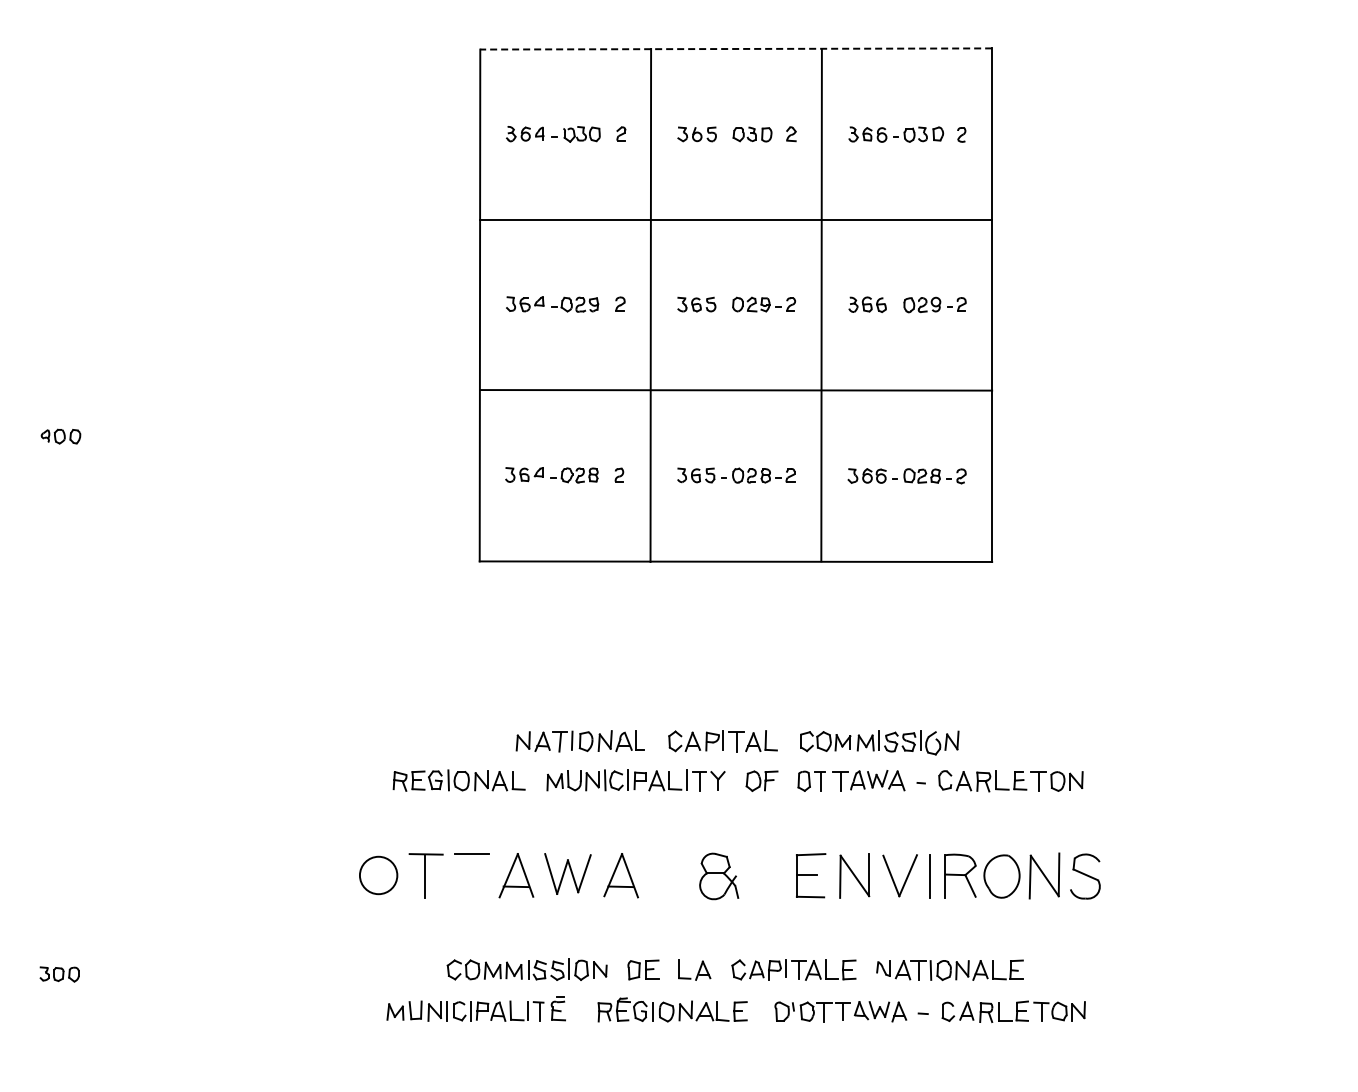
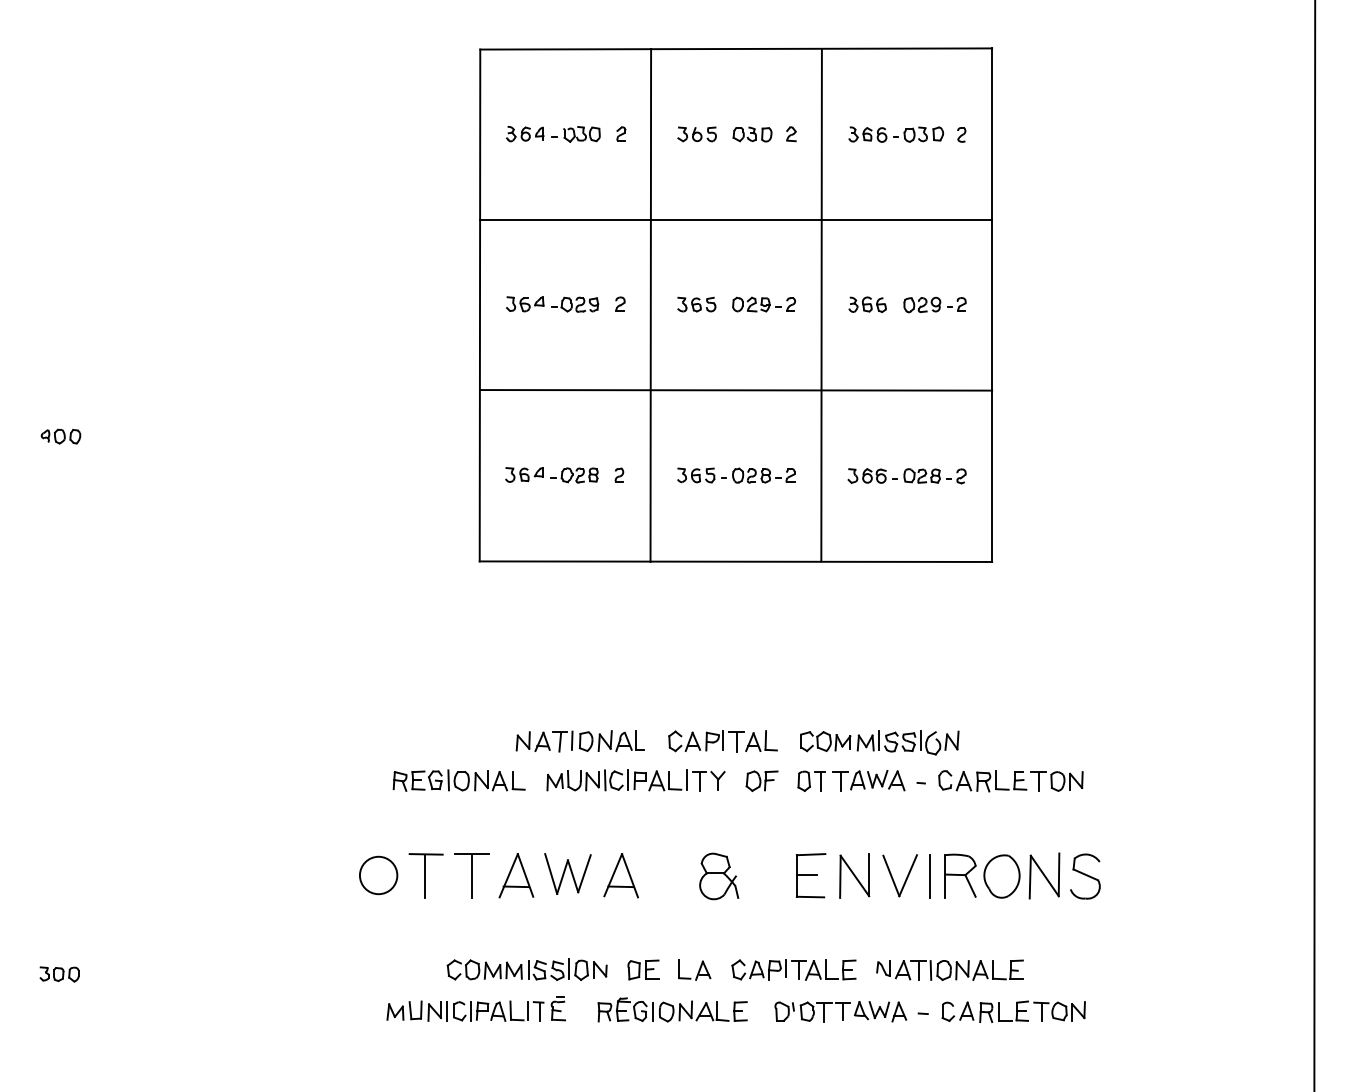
line: dashed -> solid (736, 48)
line: none -> present (1314, 545)
line: none -> present (471, 875)
